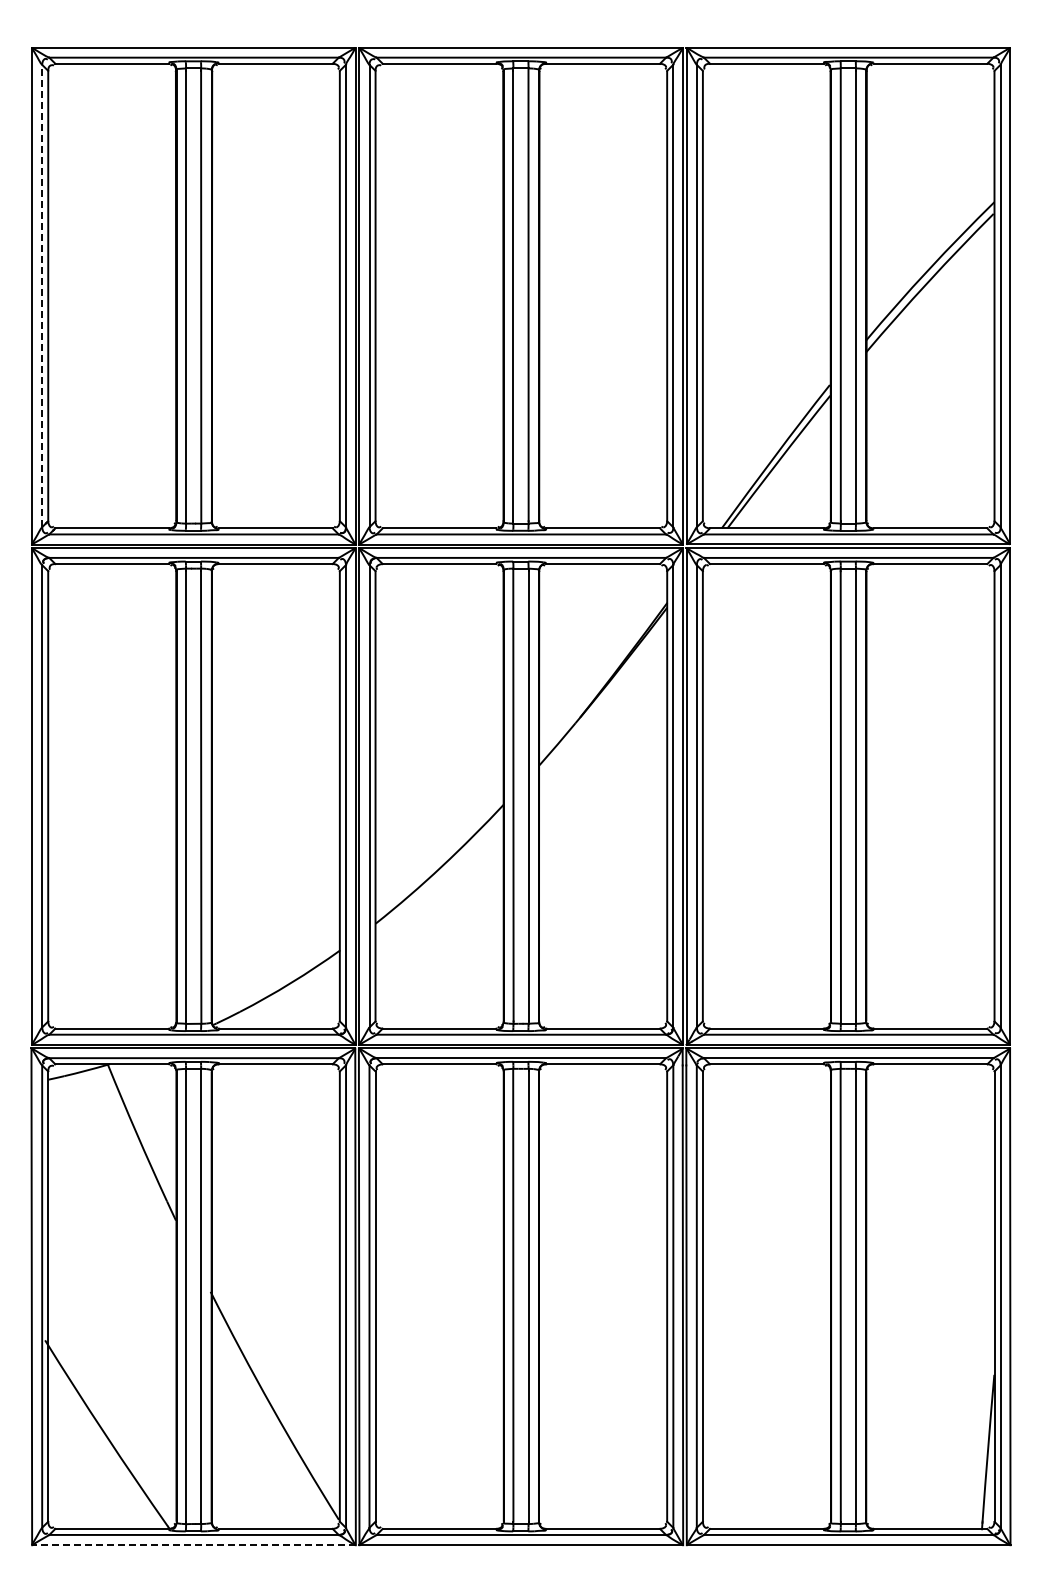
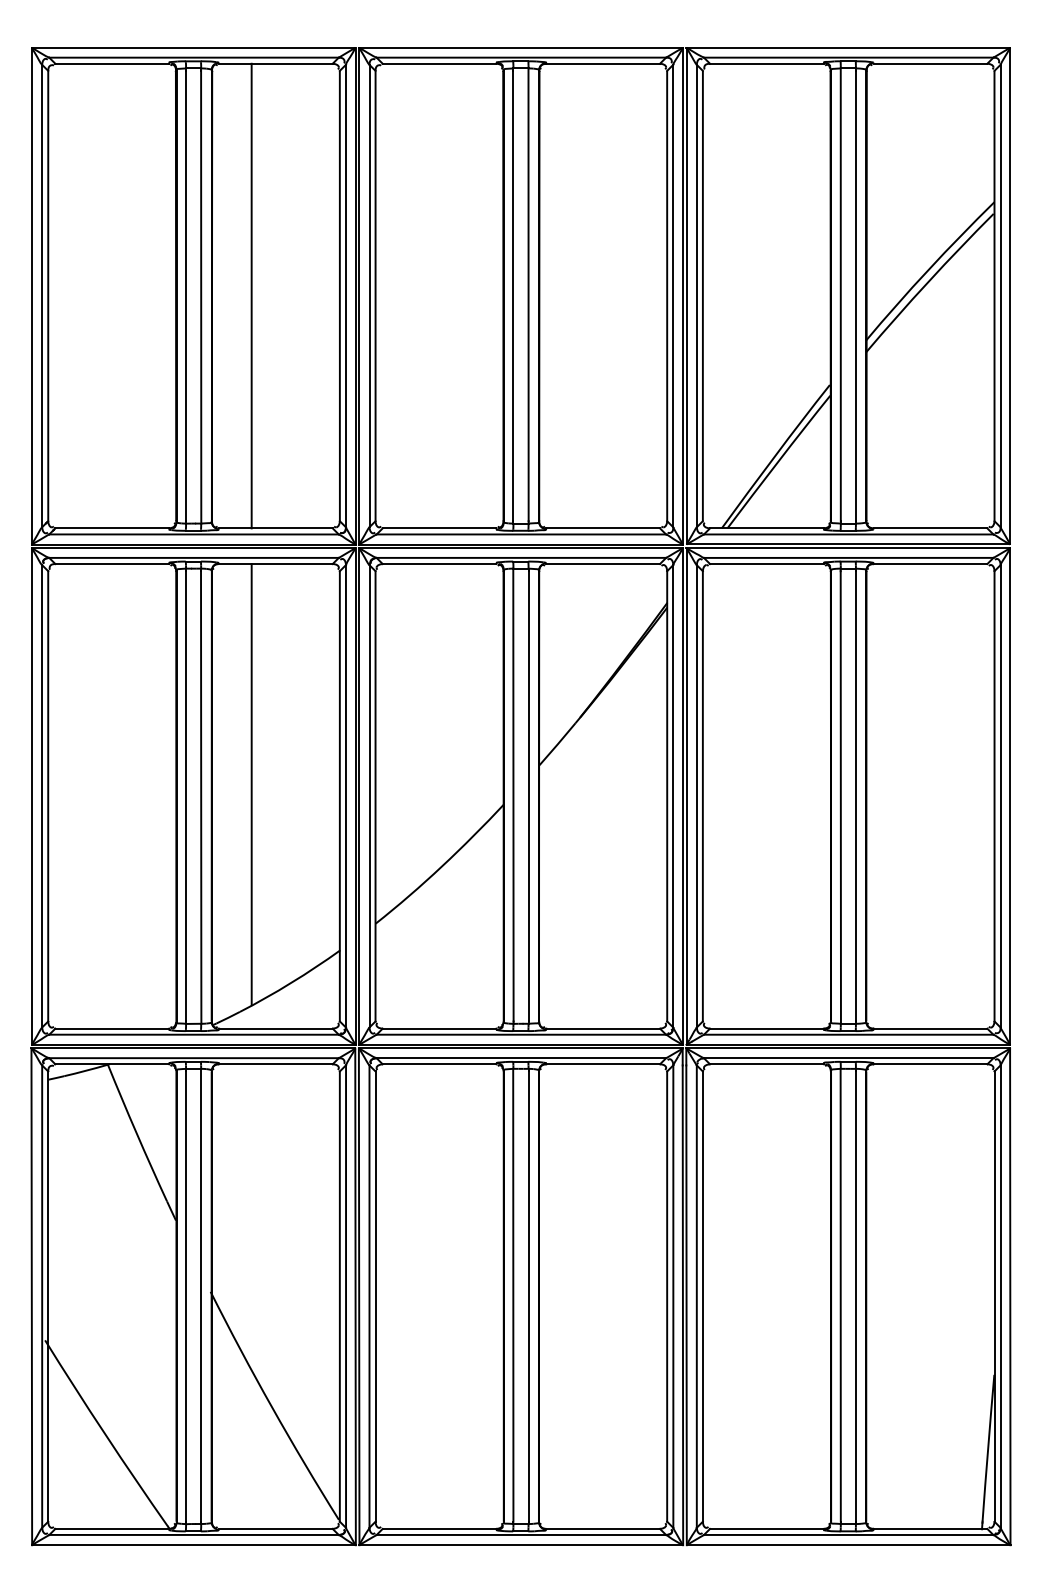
line: dashed -> solid (42, 295)
line: none -> present (251, 295)
line: none -> present (251, 784)
line: dashed -> solid (194, 1545)
